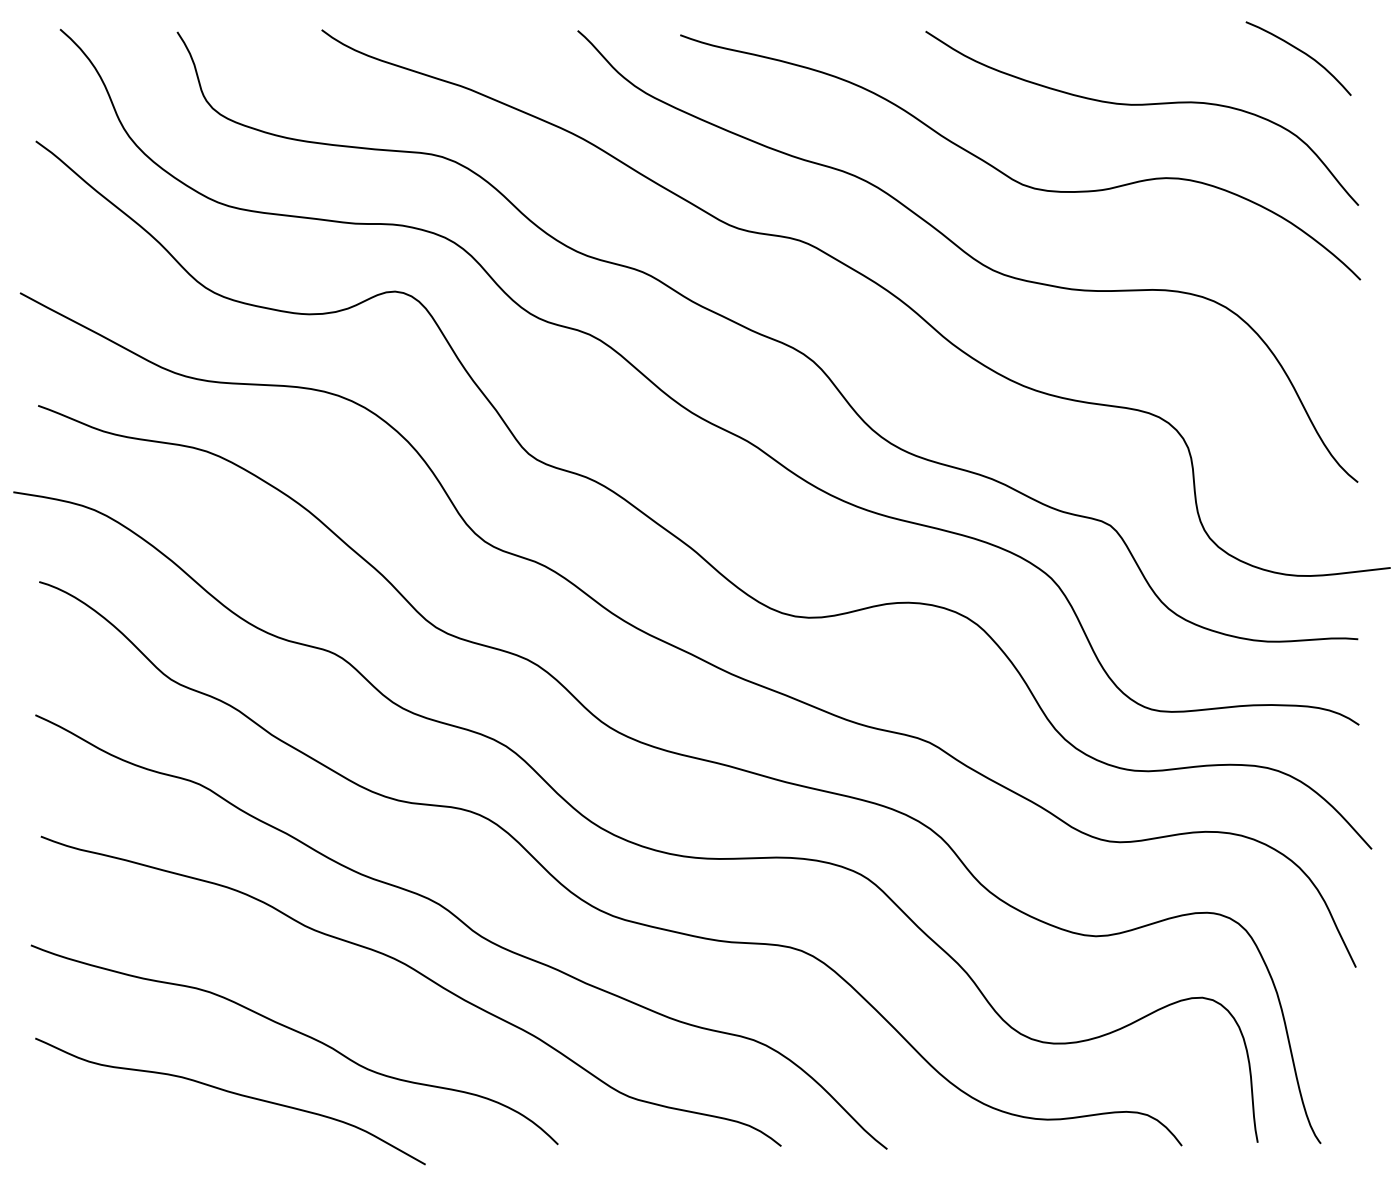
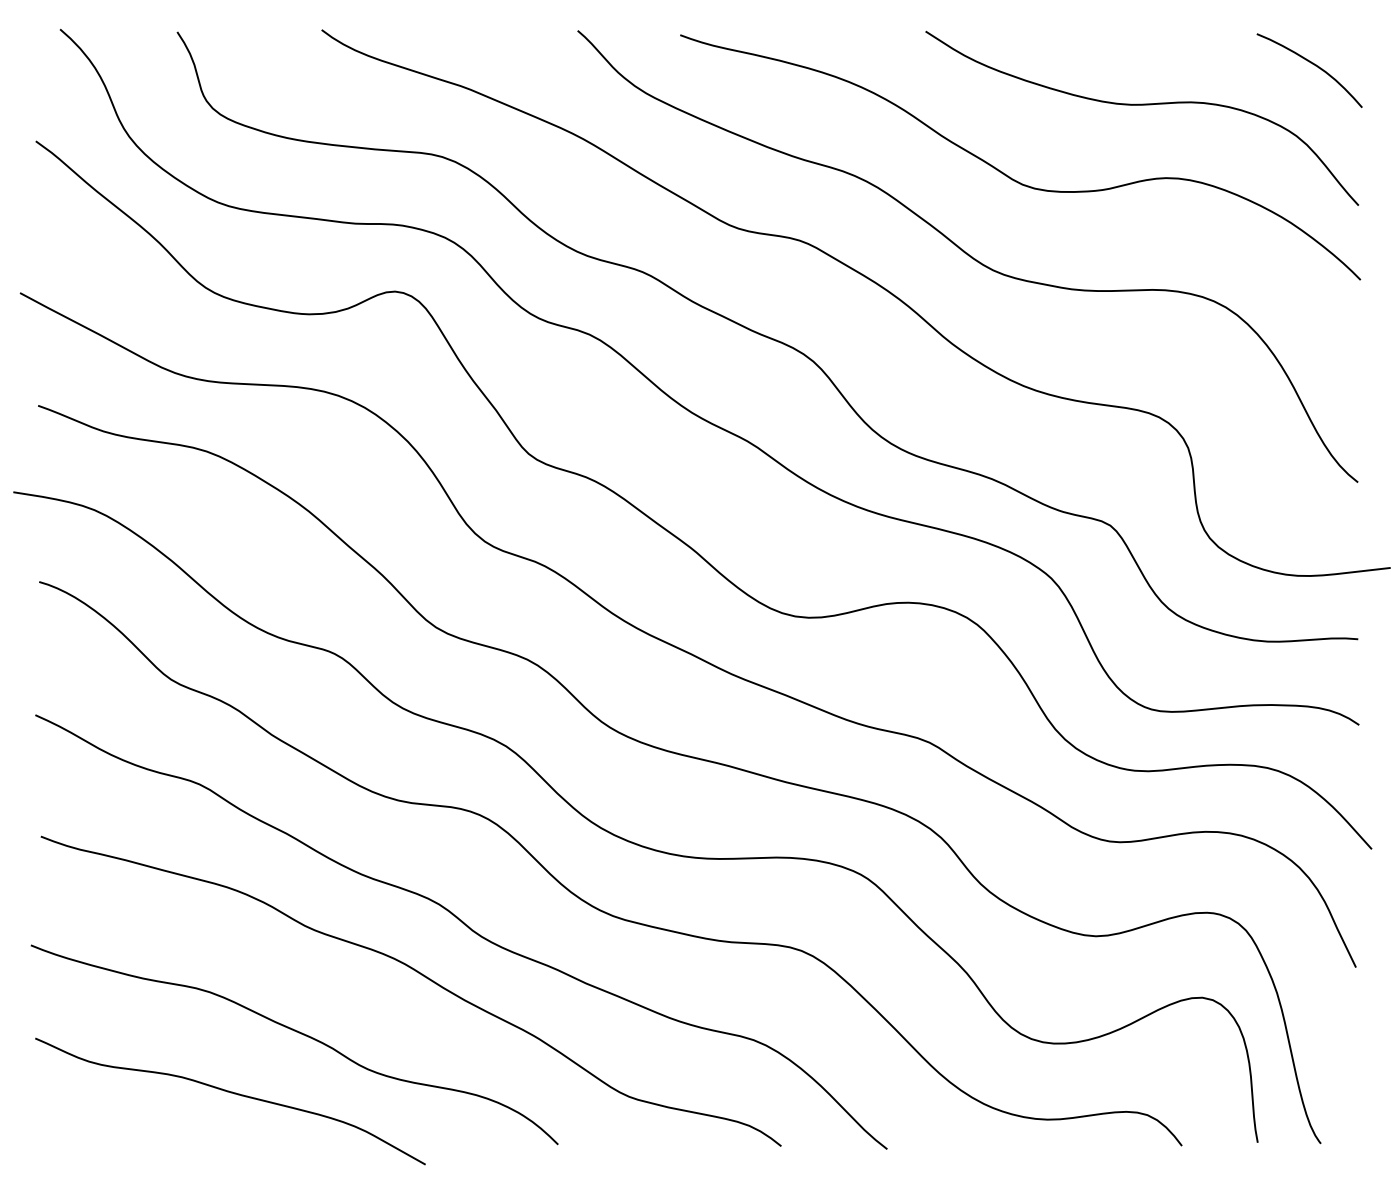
curve position: (1301, 52) -> (1312, 64) (1312, 64)
